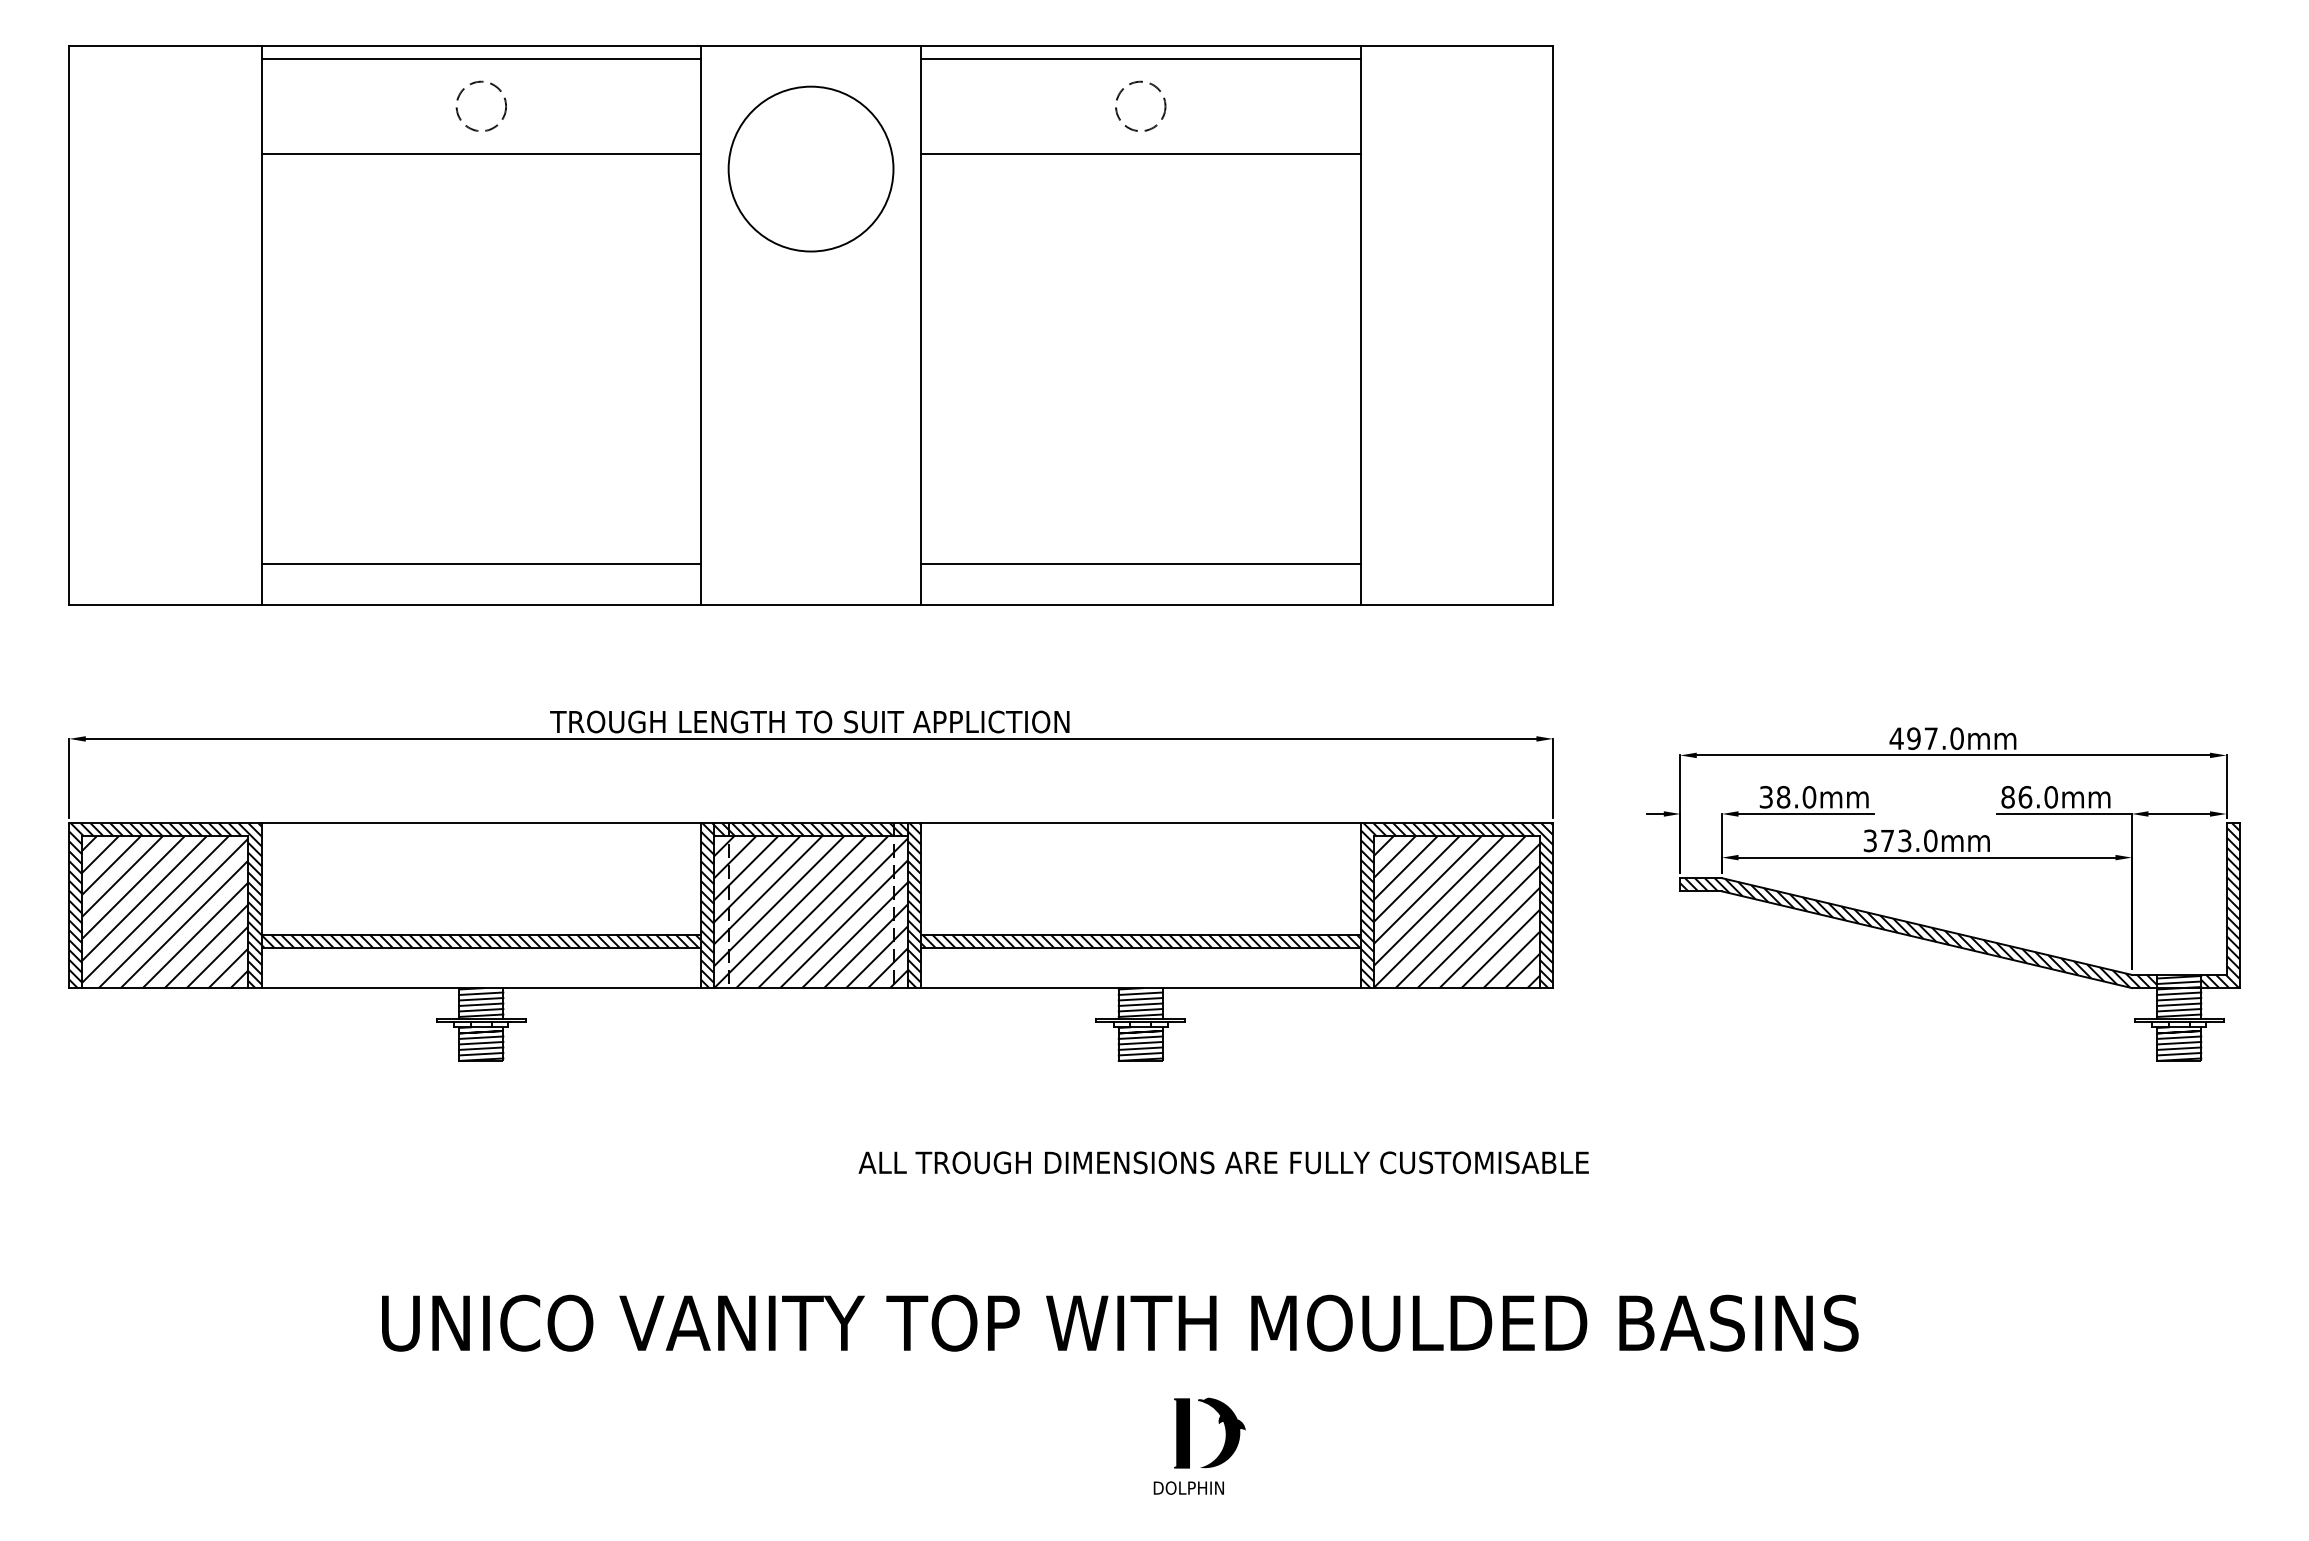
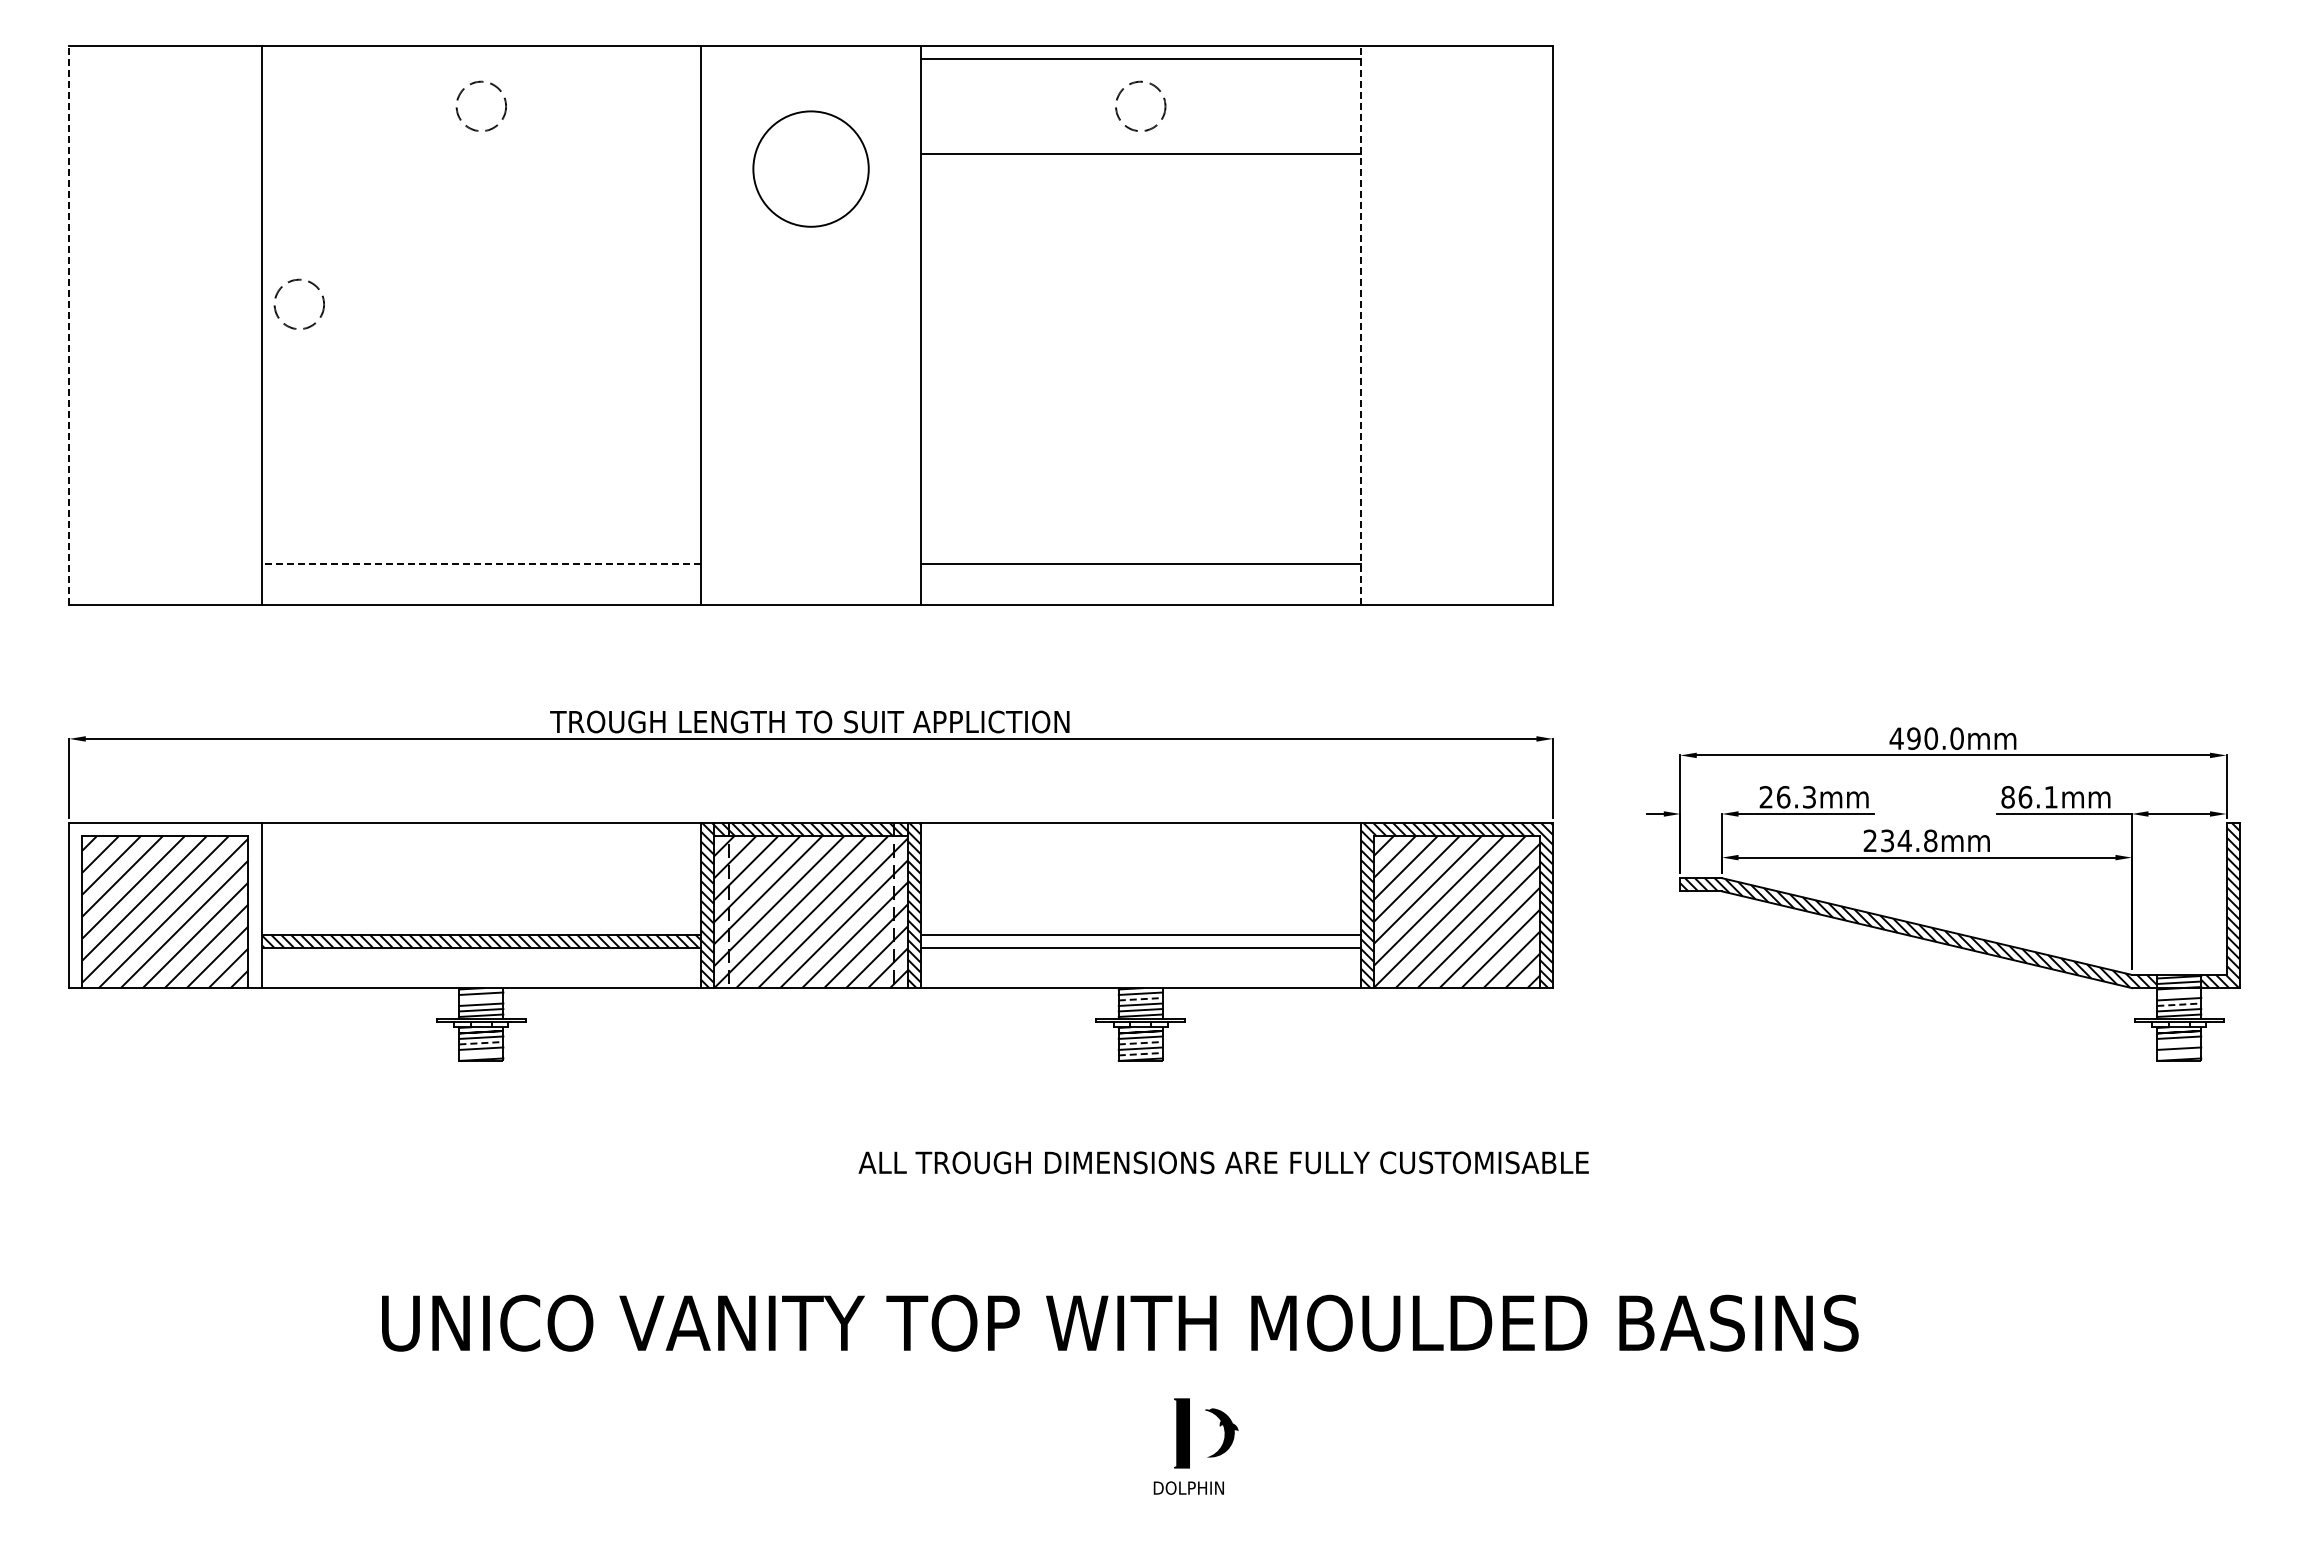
line: present -> none (481, 59)
line: present -> none (481, 153)
circle diameter: 165 px -> 115 px (810, 168)
circle: none -> present (298, 303)
line: solid -> dashed (69, 325)
line: solid -> dashed (1360, 325)
line: solid -> dashed (481, 563)
text: 497.0mm -> 490.0mm (1931, 738)
text: 38.0mm -> 26.3mm (1787, 797)
text: 86.0mm -> 86.1mm (2051, 797)
text: 373.0mm -> 234.8mm (1900, 840)
hatch: present -> none (165, 905)
hatch: present -> none (1140, 940)
line: present -> none (2179, 993)
line: present -> none (481, 999)
line: solid -> dashed (1141, 999)
line: solid -> dashed (2179, 1004)
line: present -> none (2179, 1042)
line: solid -> dashed (481, 1043)
line: solid -> dashed (1141, 1043)
line: present -> none (481, 1053)
line: present -> none (2179, 1053)
line: solid -> dashed (1141, 1054)
part size: 48x72 px -> 34x50 px (1221, 1432)
